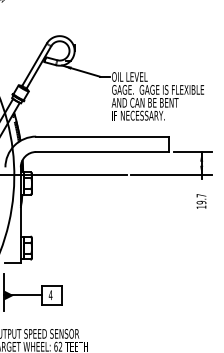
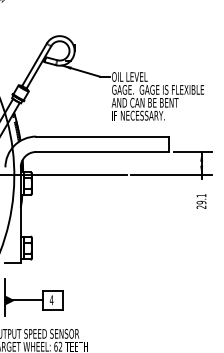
text: 19.7 -> 29.1 (201, 201)
part position: (32, 292) -> (33, 297) (33, 297)
